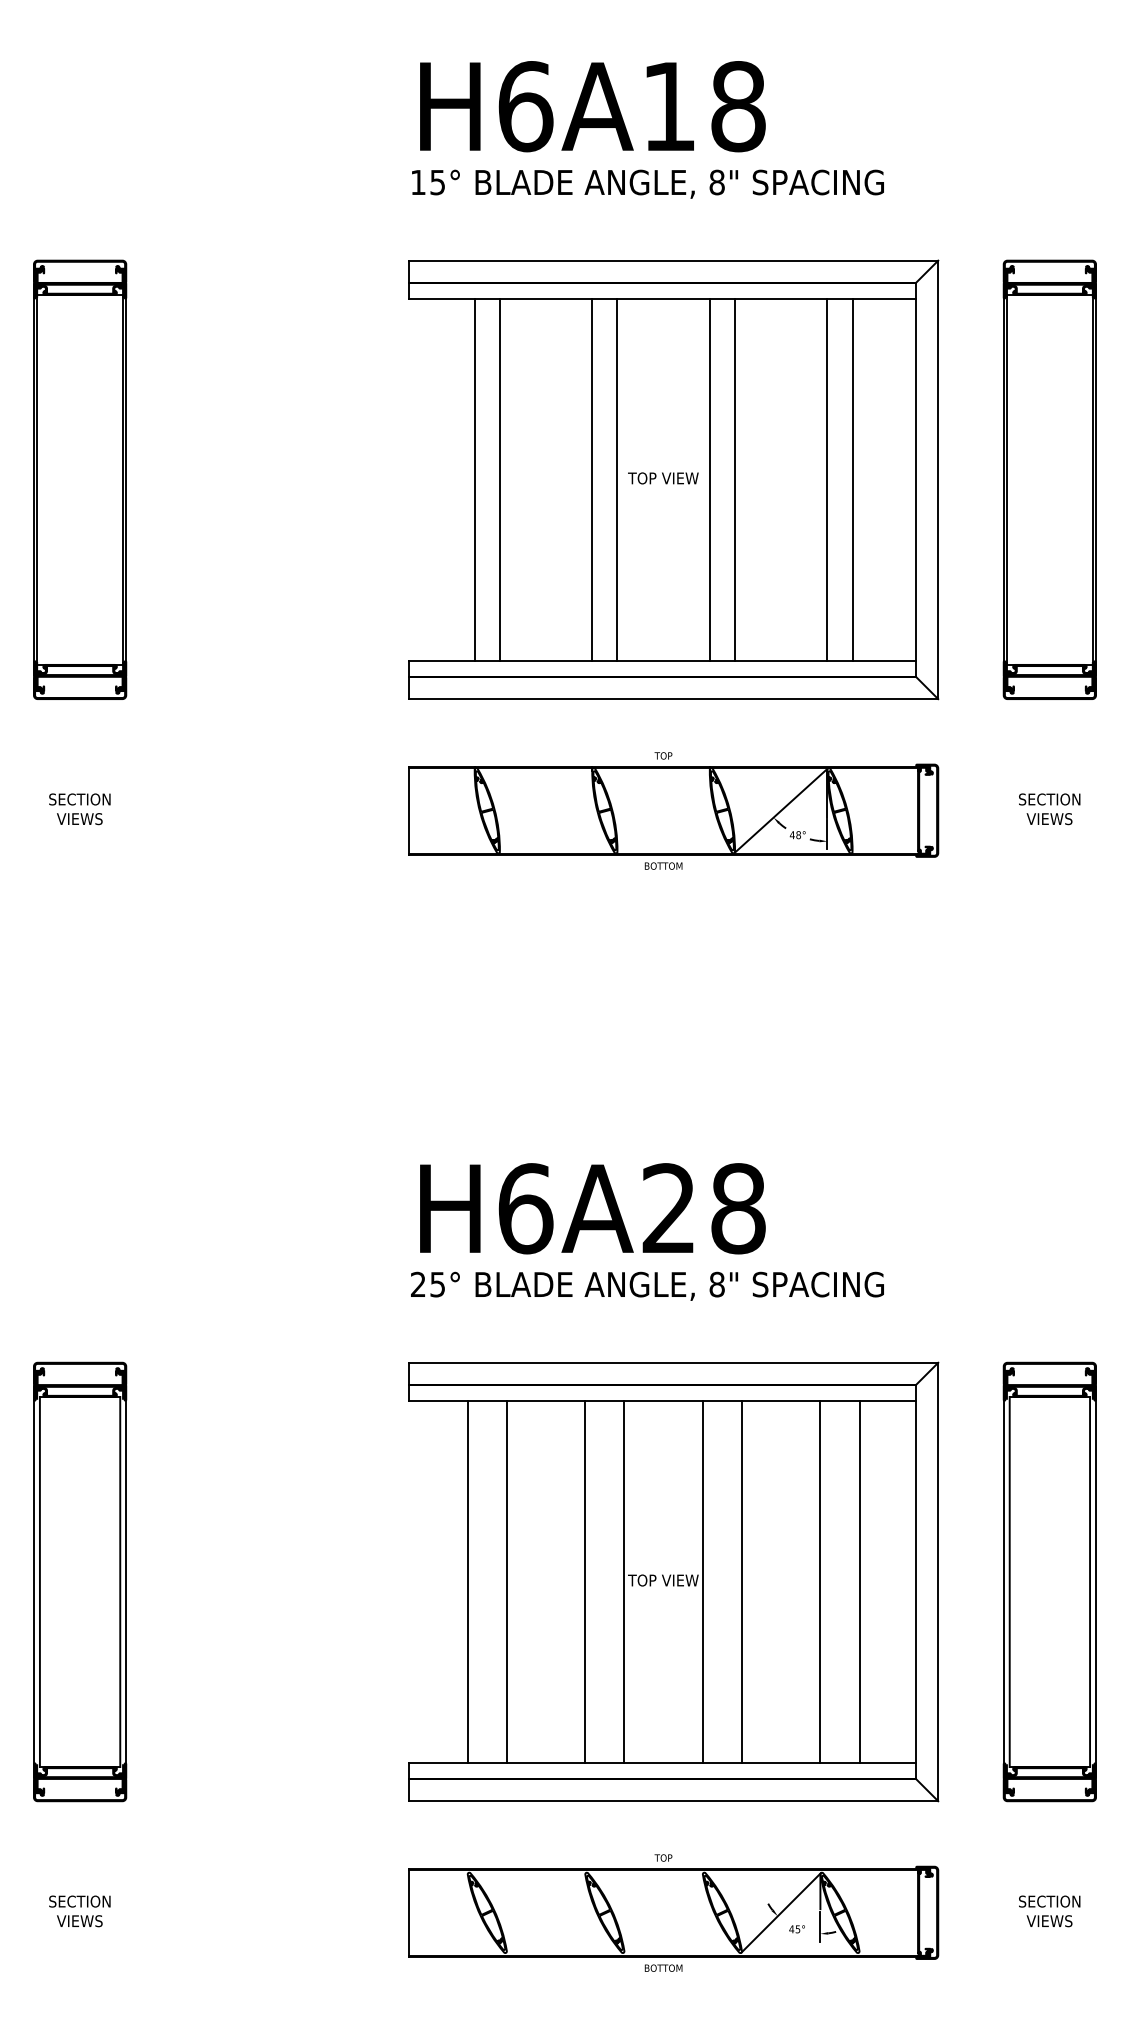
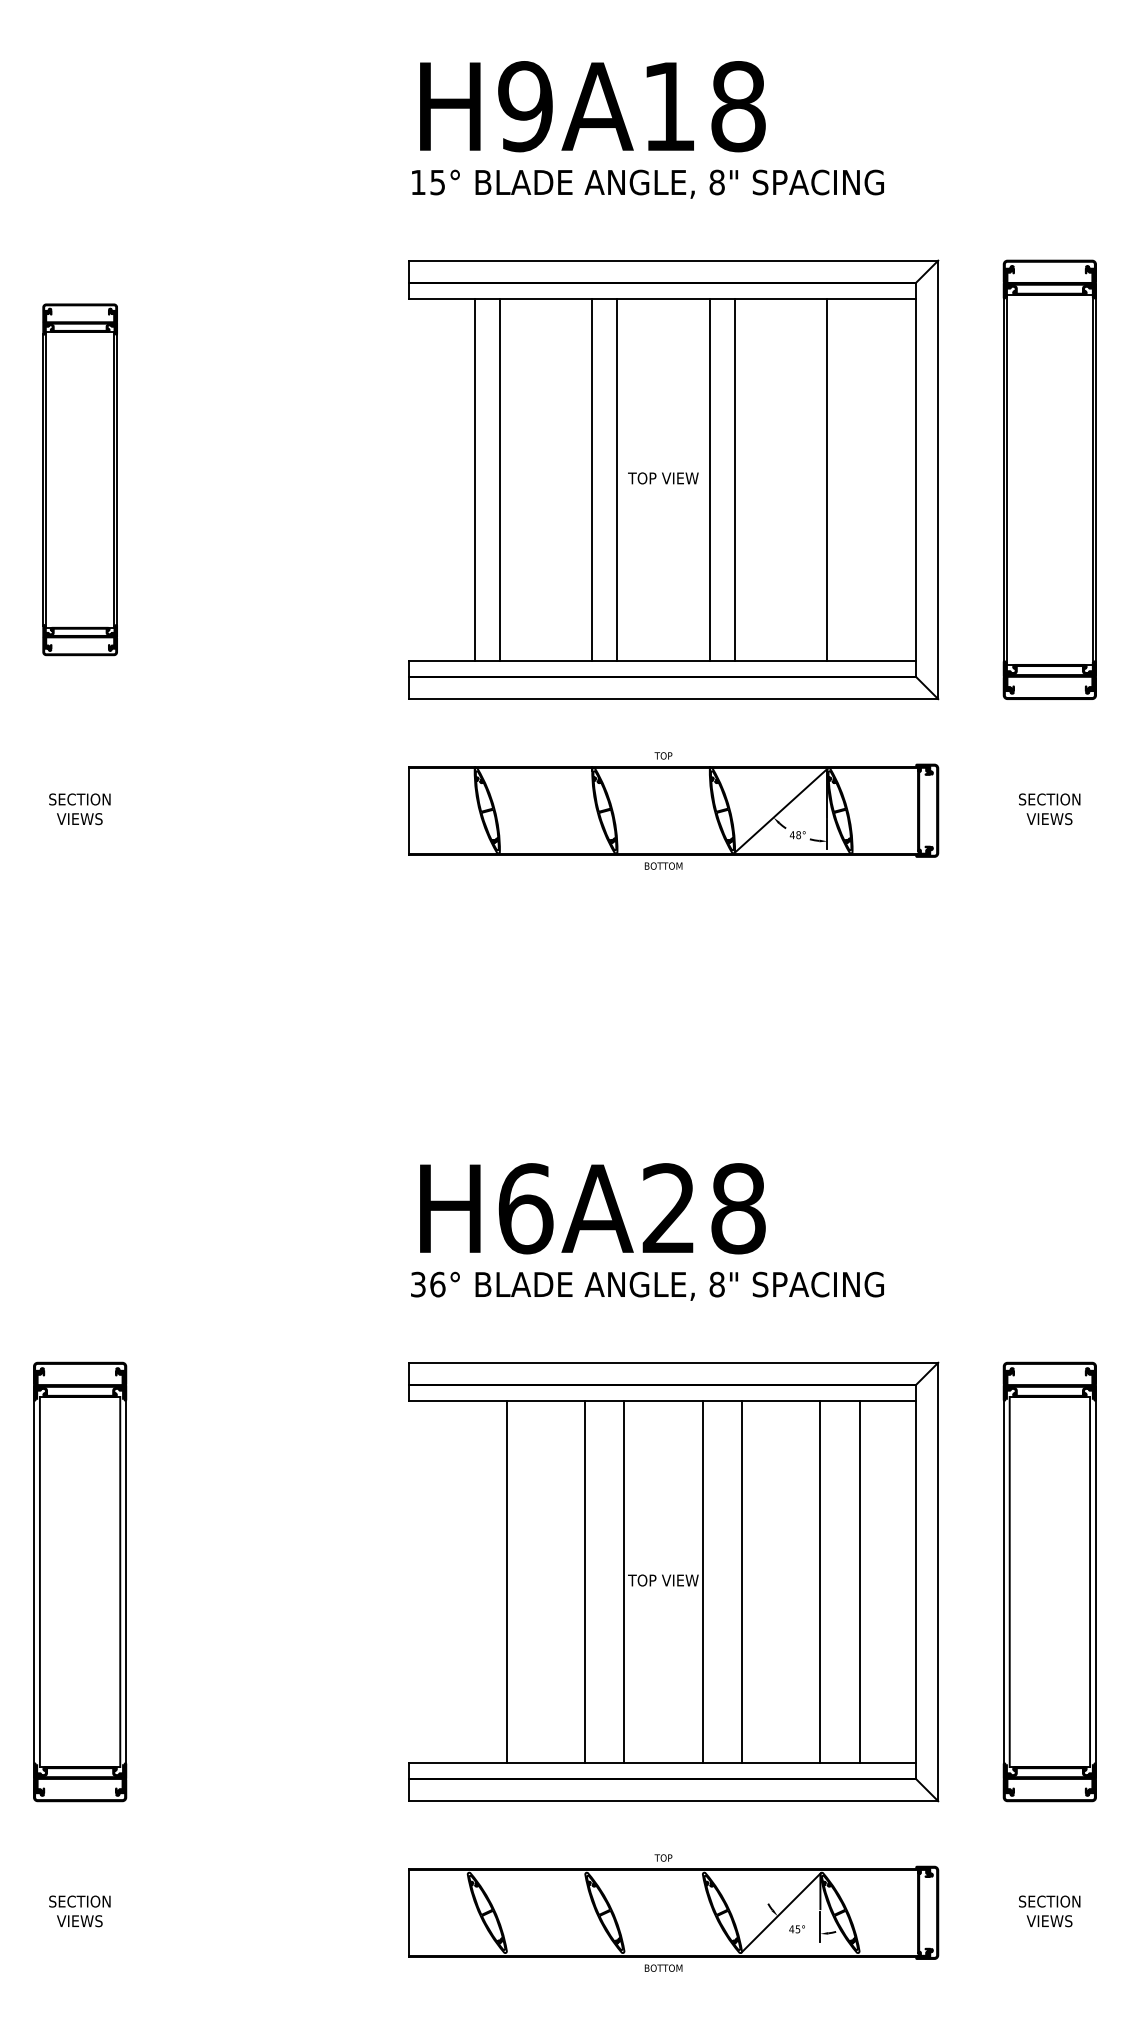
text: H6A18 -> H9A18 (525, 106)
part size: 95x441 px -> 76x354 px (79, 479)
line: present -> none (852, 479)
text: 25° -> 36° (428, 1284)
line: present -> none (467, 1581)
